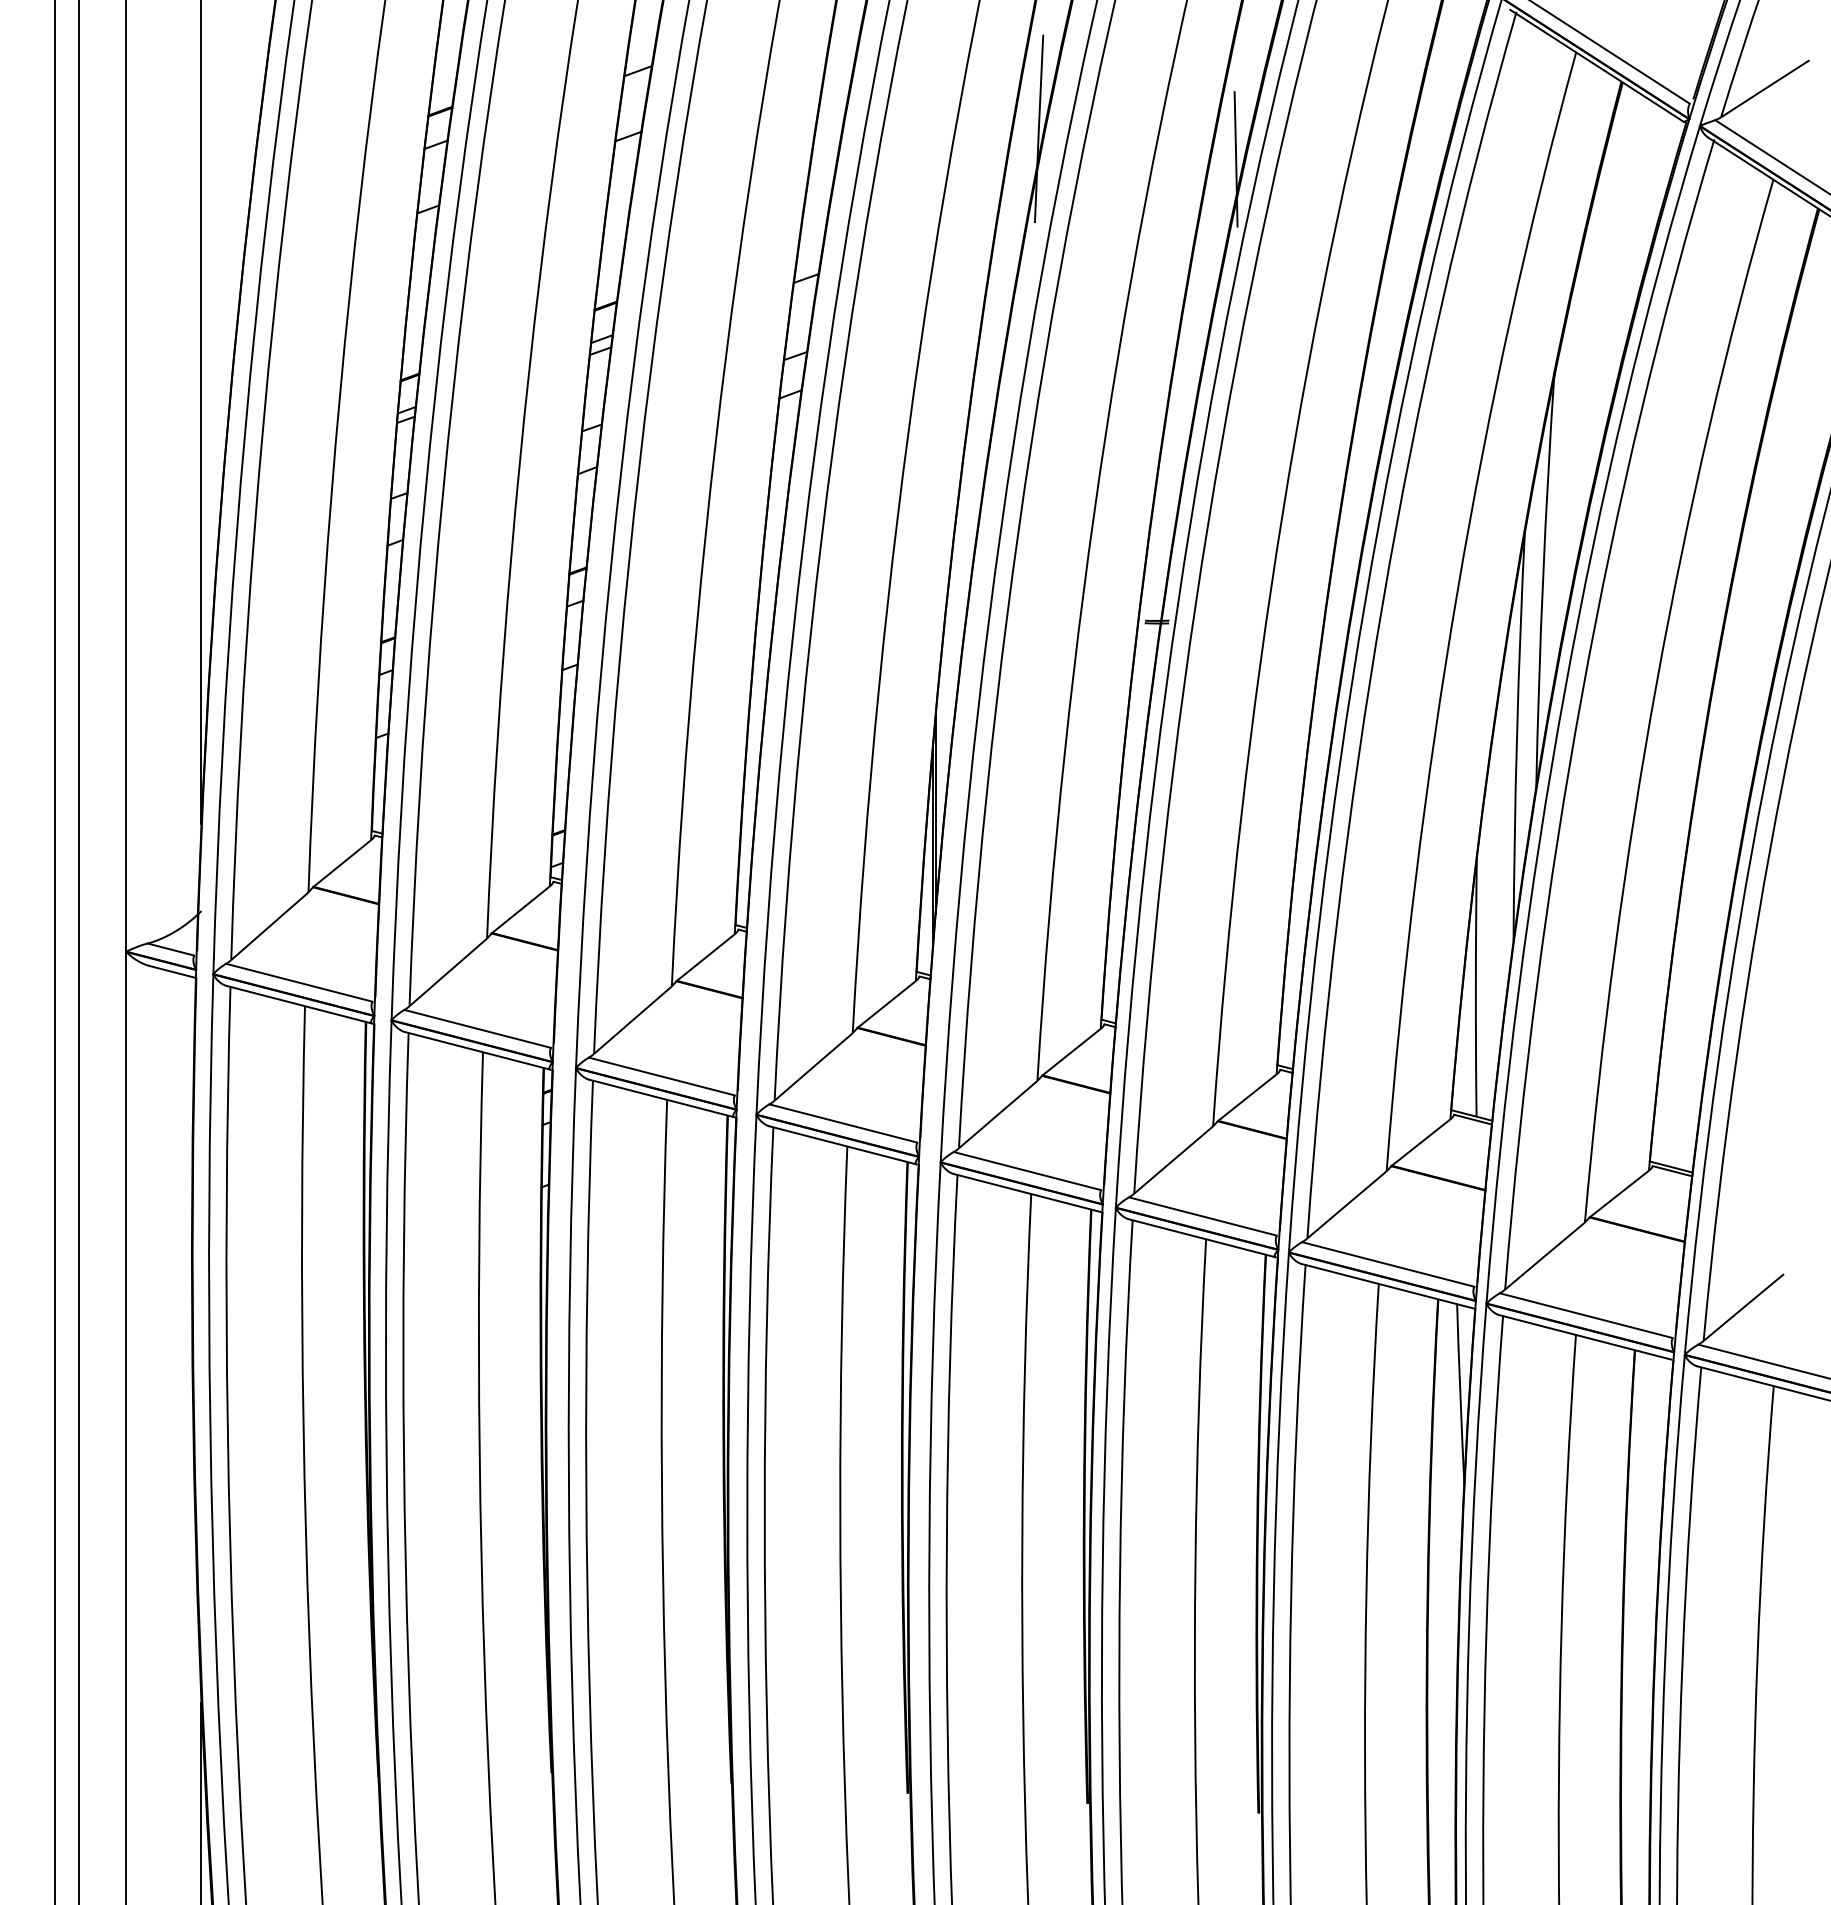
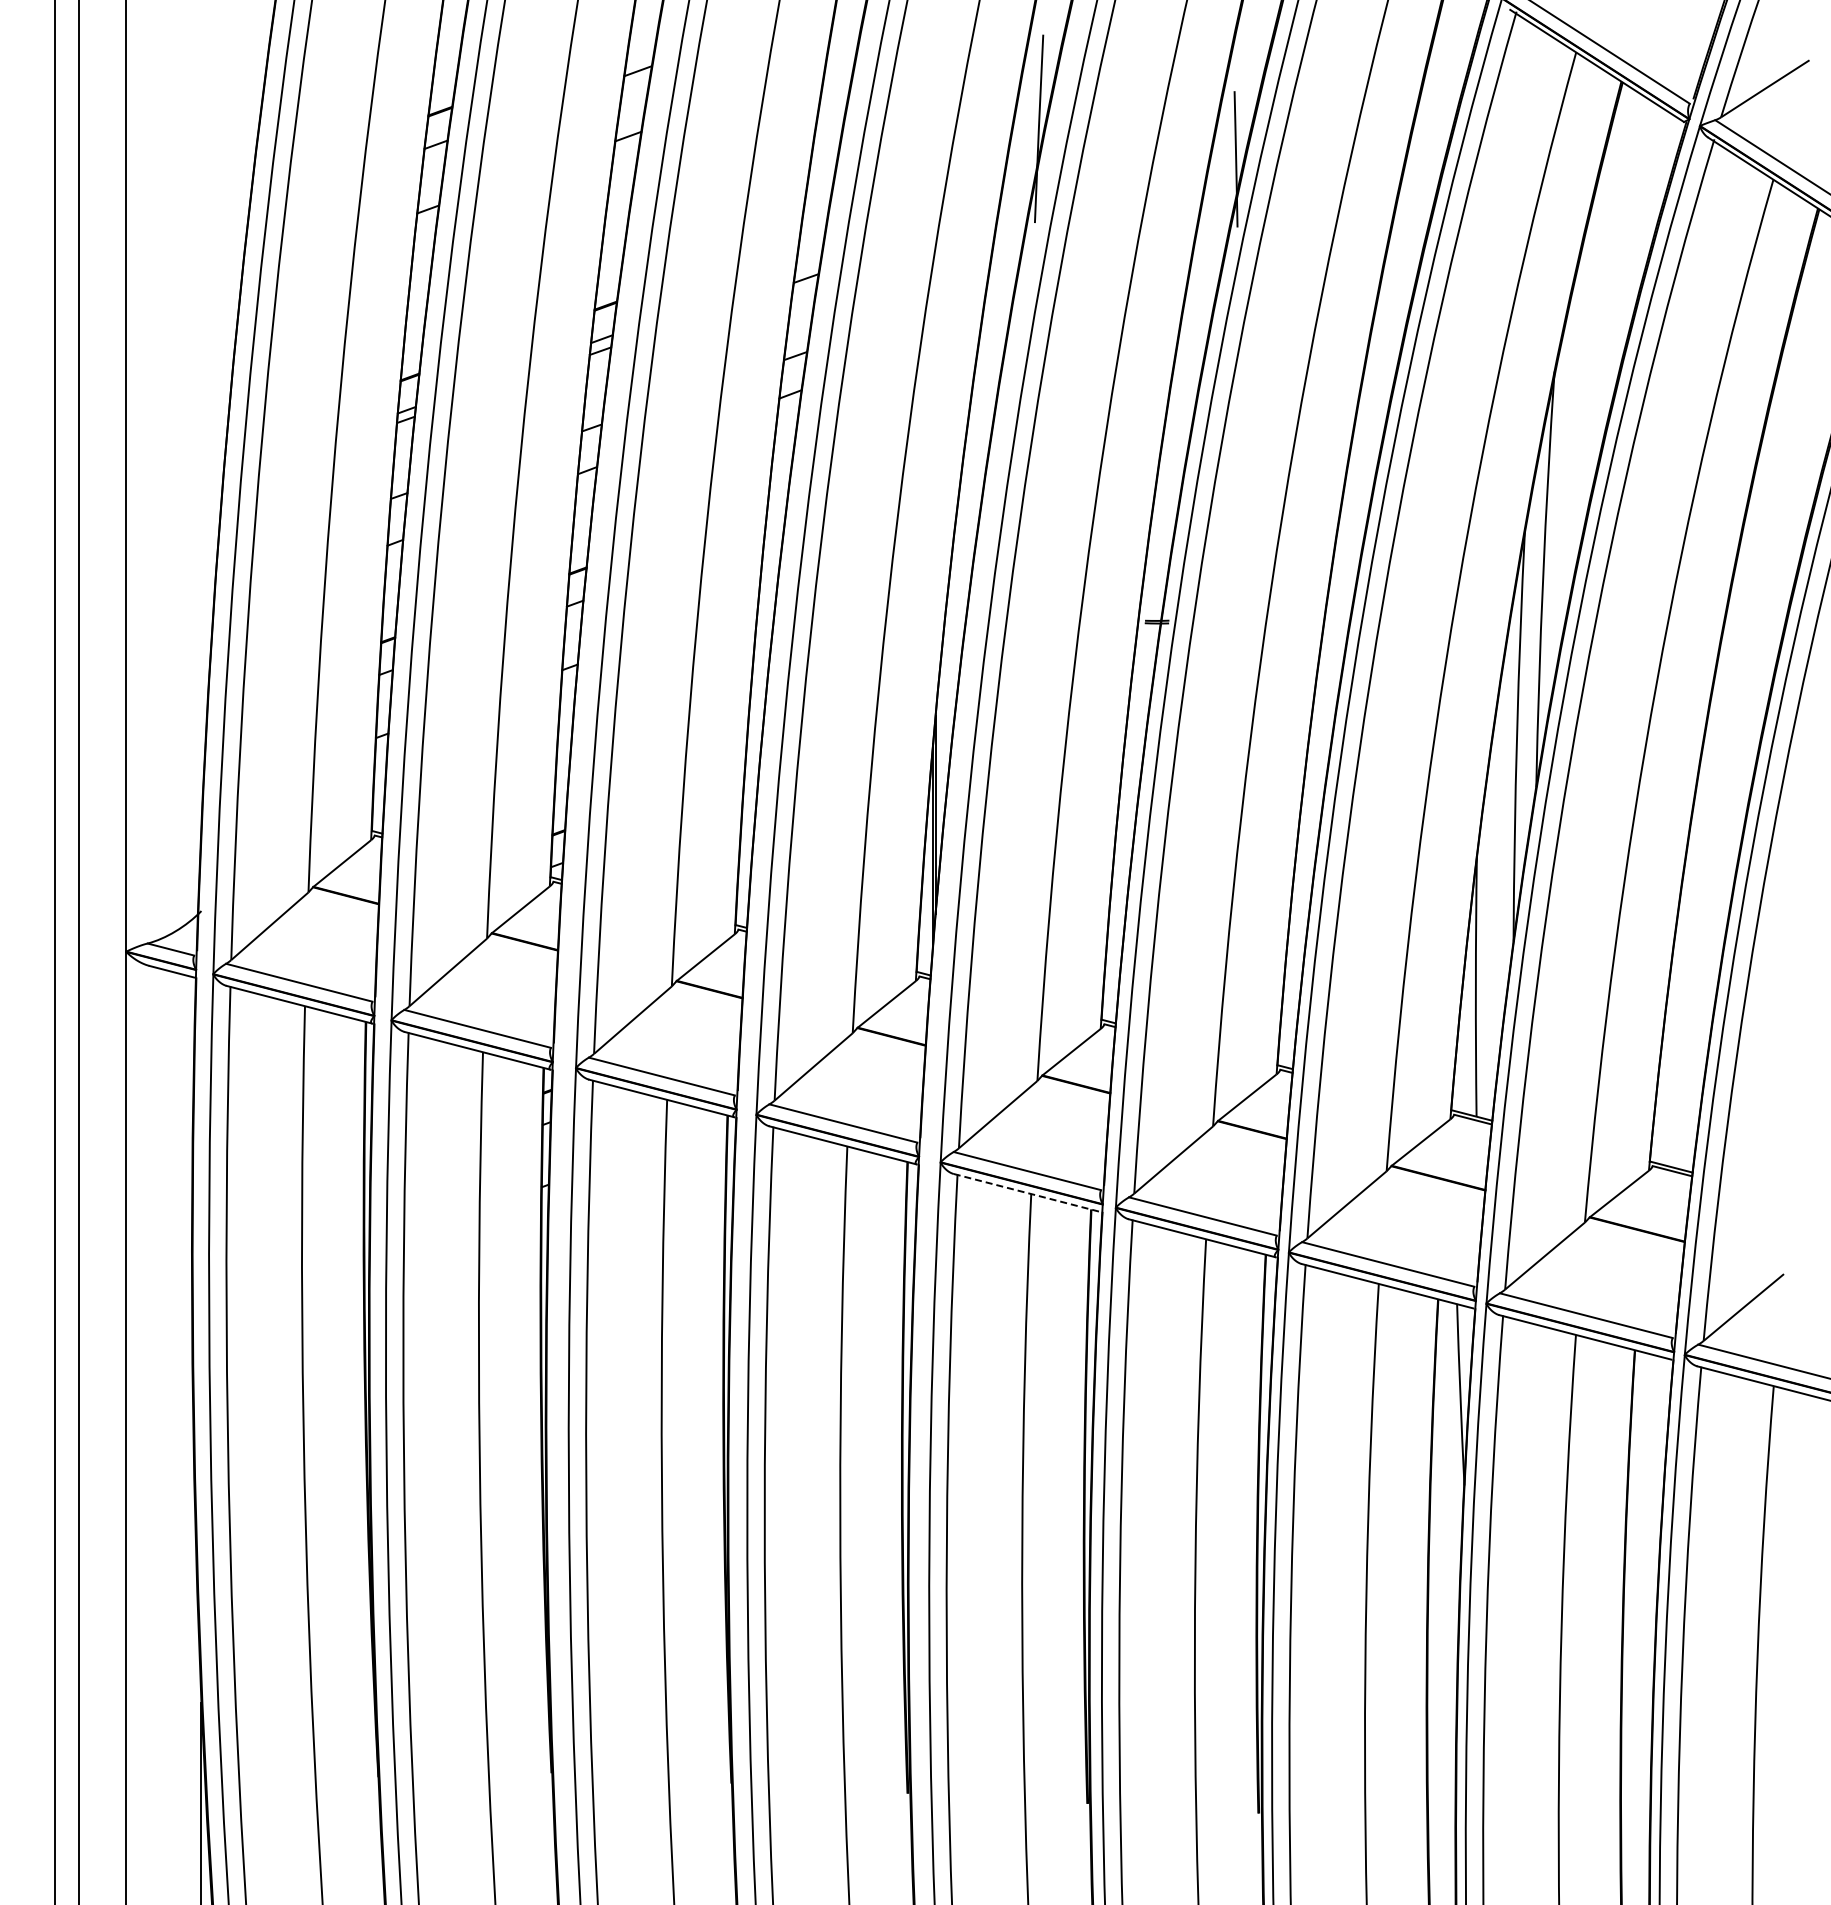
line: present -> none (201, 412)
line: solid -> dashed (1027, 1192)
